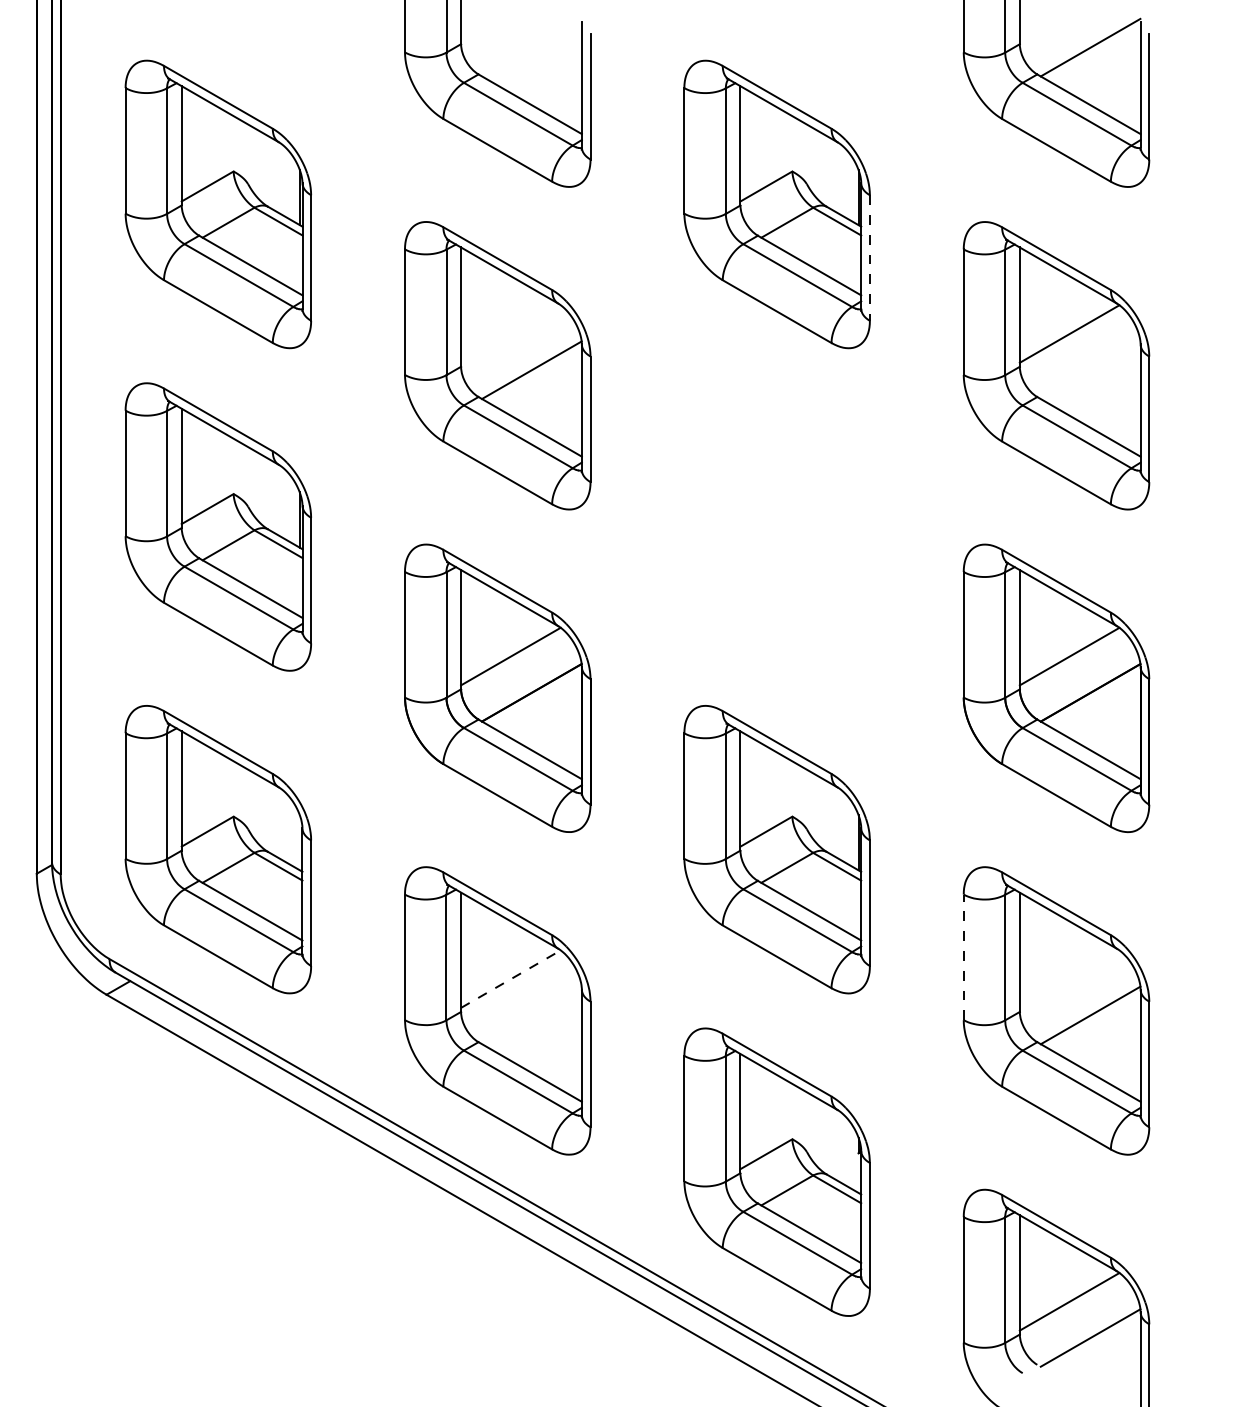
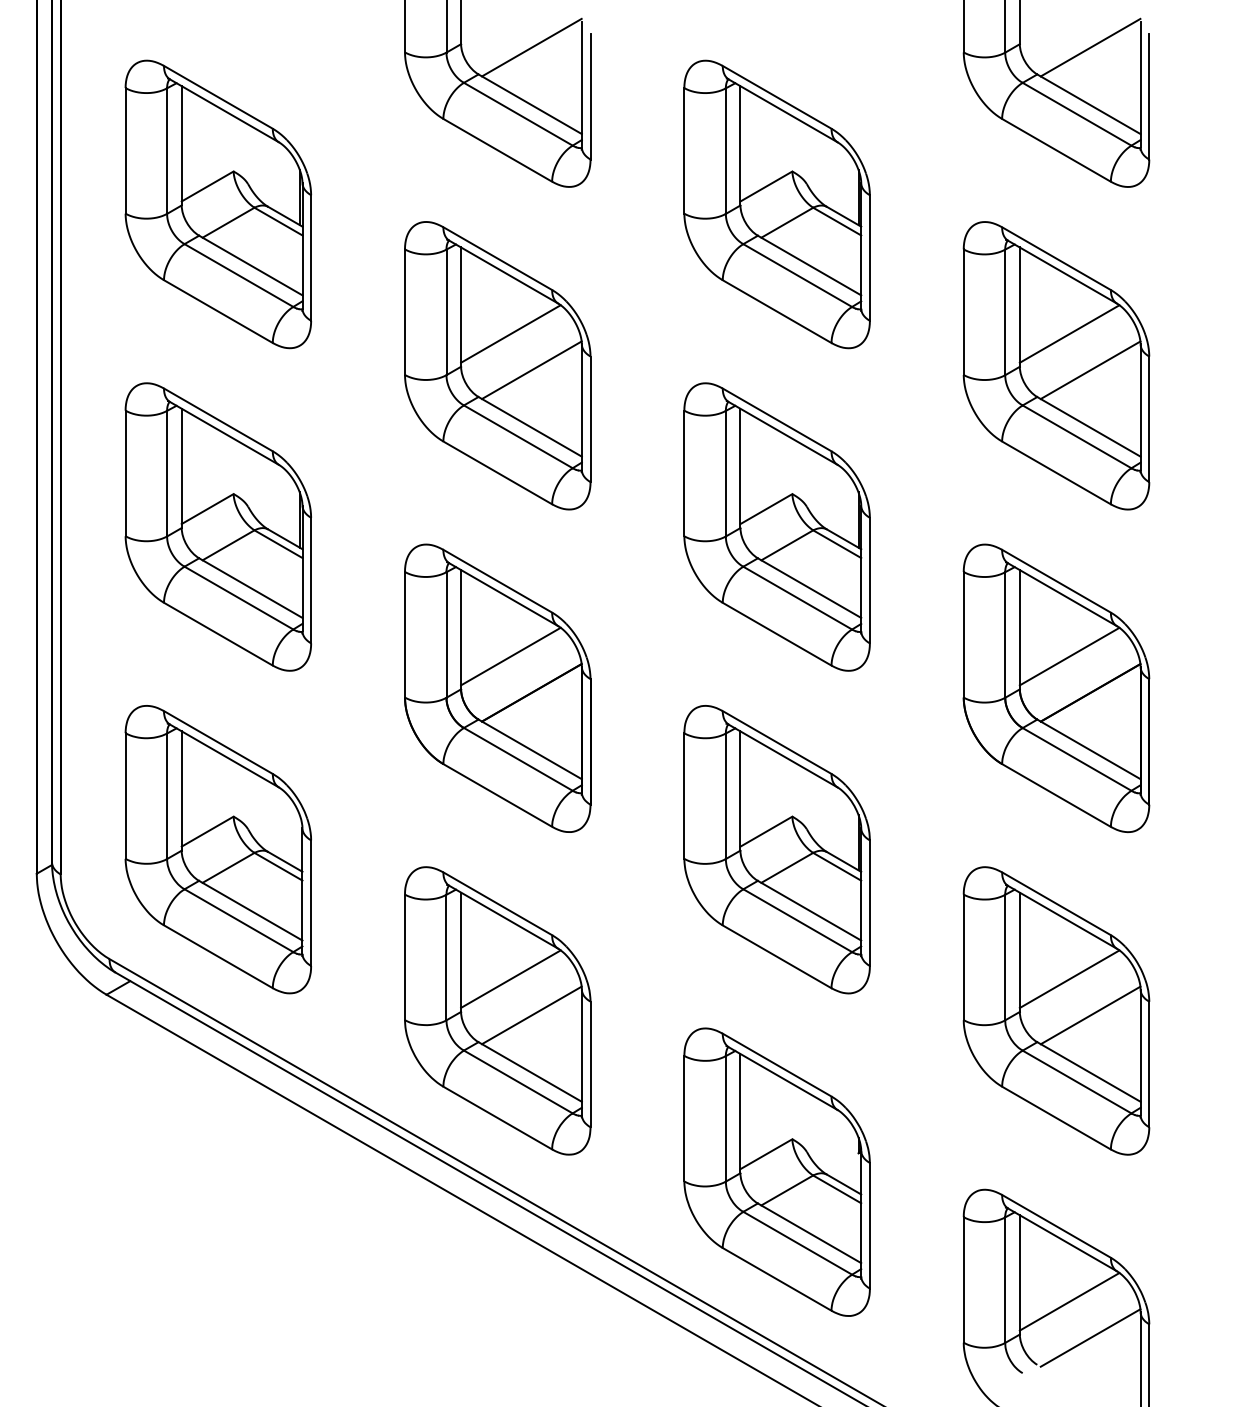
line: none -> present (531, 47)
line: dashed -> solid (869, 258)
line: none -> present (510, 333)
line: none -> present (1090, 370)
part: none -> present (776, 526)
line: dashed -> solid (963, 957)
line: dashed -> solid (510, 979)
line: none -> present (1069, 979)
line: none -> present (531, 1015)
